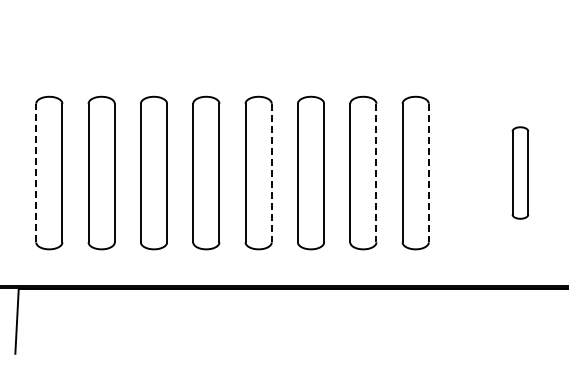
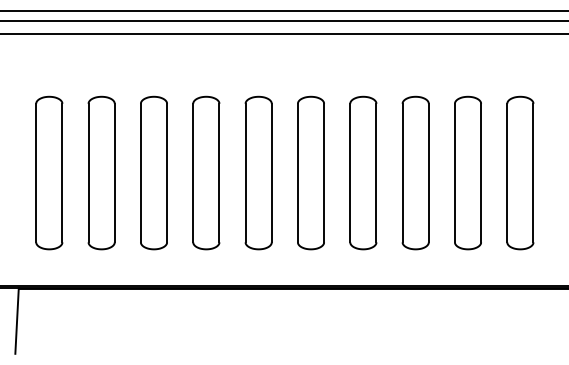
line: none -> present (283, 11)
line: none -> present (283, 21)
line: none -> present (283, 34)
line: dashed -> solid (36, 172)
part: none -> present (467, 172)
part size: 19x94 px -> 29x156 px (520, 172)
line: dashed -> solid (271, 173)
line: dashed -> solid (376, 173)
line: dashed -> solid (428, 173)
